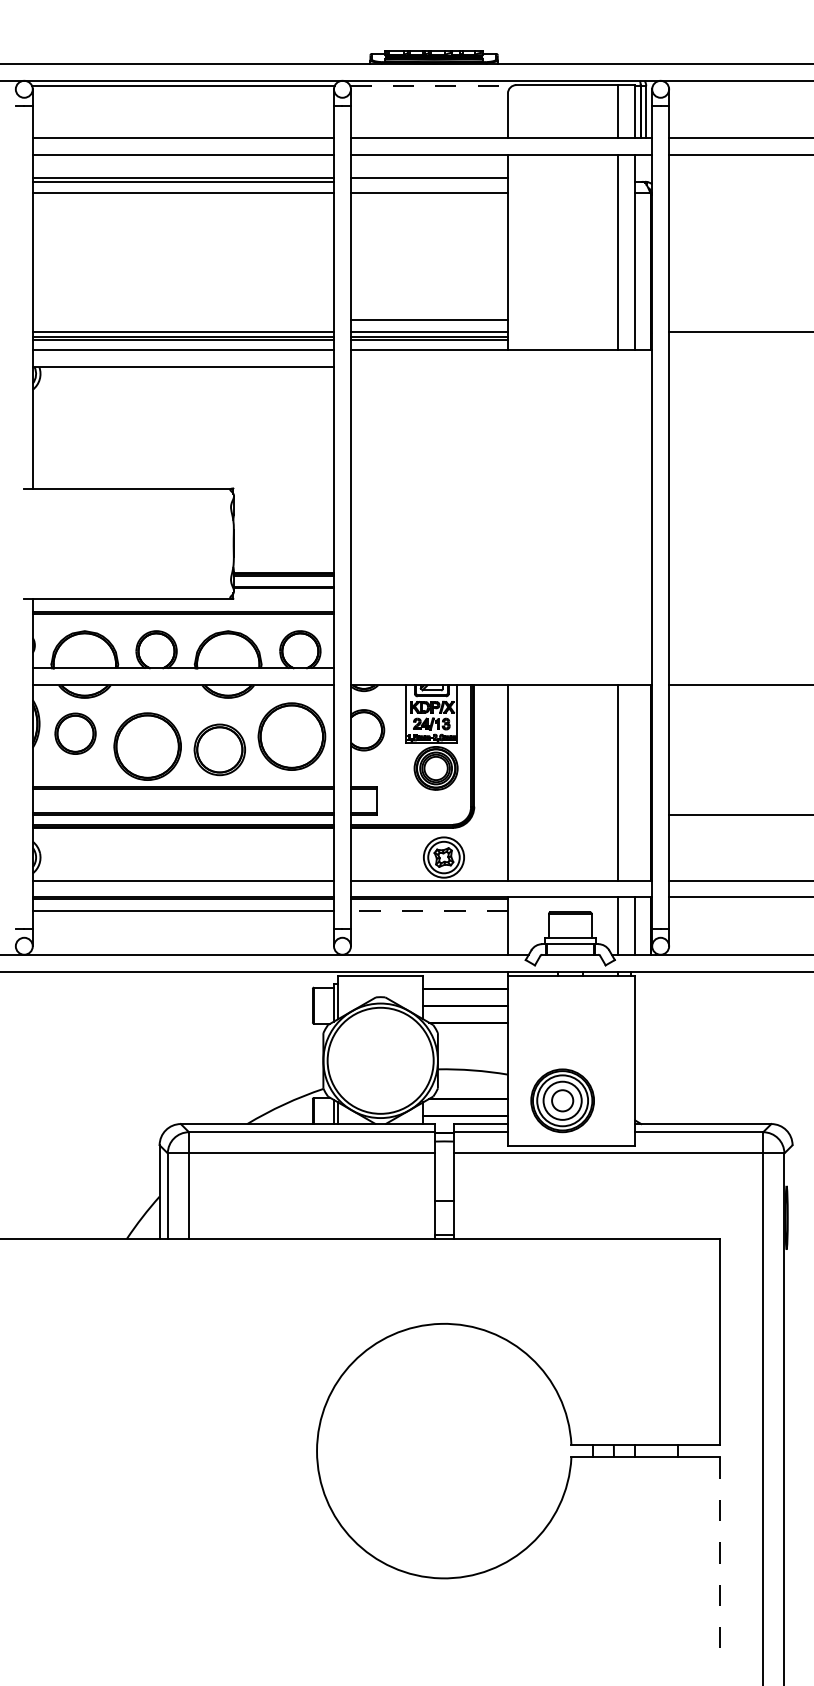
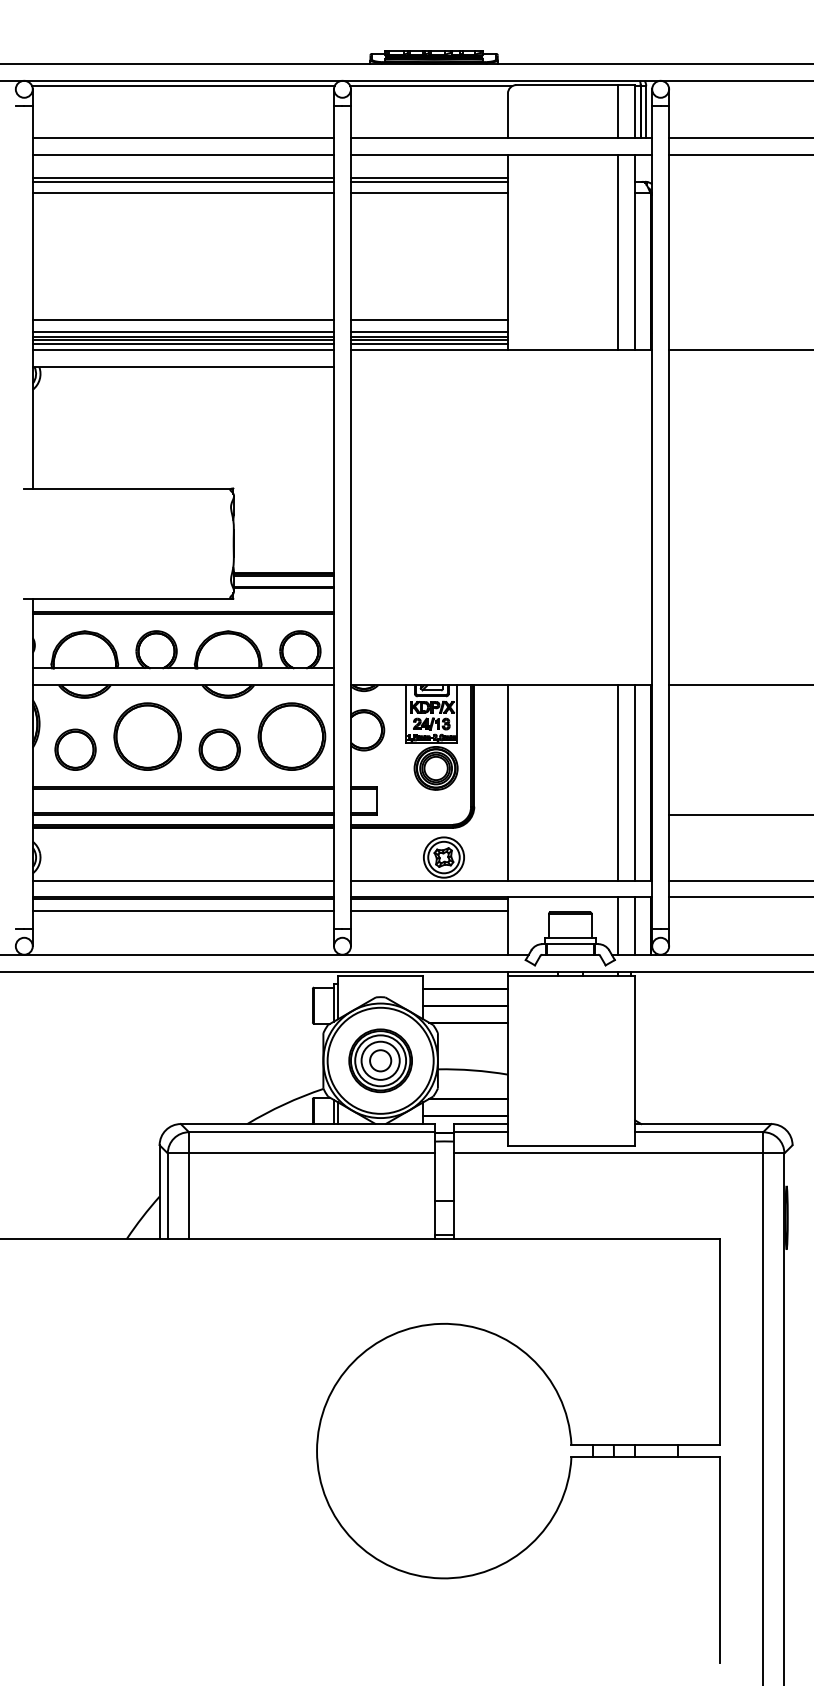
line: dashed -> solid (431, 86)
line: none -> present (428, 181)
line: none -> present (183, 320)
line position: (739, 332) -> (739, 350) (739, 350)
line: none -> present (183, 344)
line: none -> present (428, 344)
part position: (75, 733) -> (75, 749) (75, 749)
part position: (147, 746) -> (147, 736) (147, 736)
part size: 53x54 px -> 43x43 px (219, 749)
line: none -> present (635, 782)
line: dashed -> solid (428, 911)
part position: (562, 1100) -> (380, 1060) (380, 1060)
line: dashed -> solid (720, 1560)
